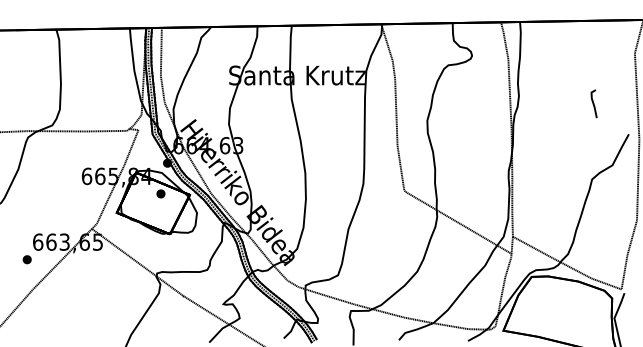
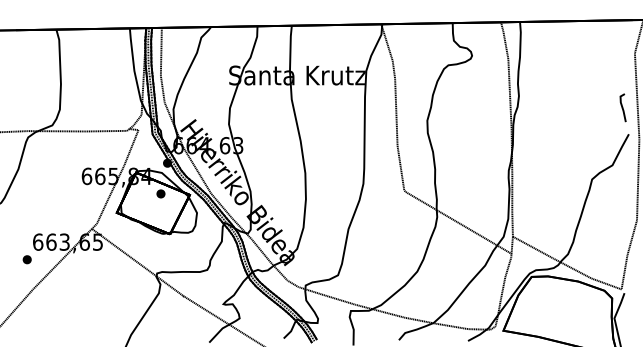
line position: (593, 103) -> (622, 107) (622, 107)
